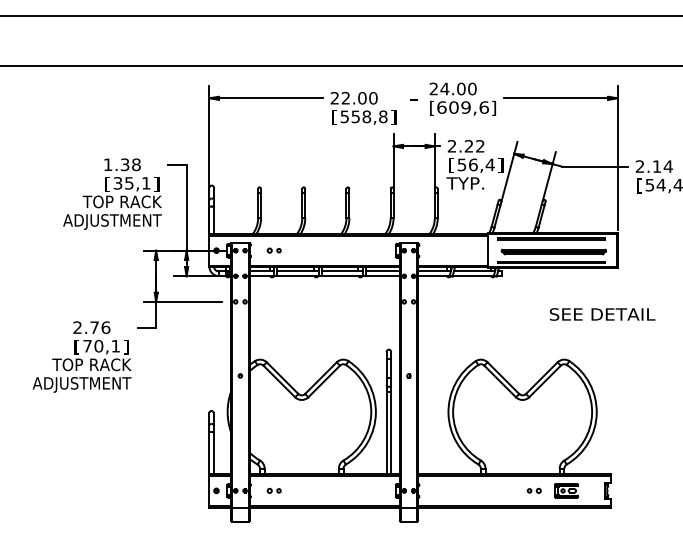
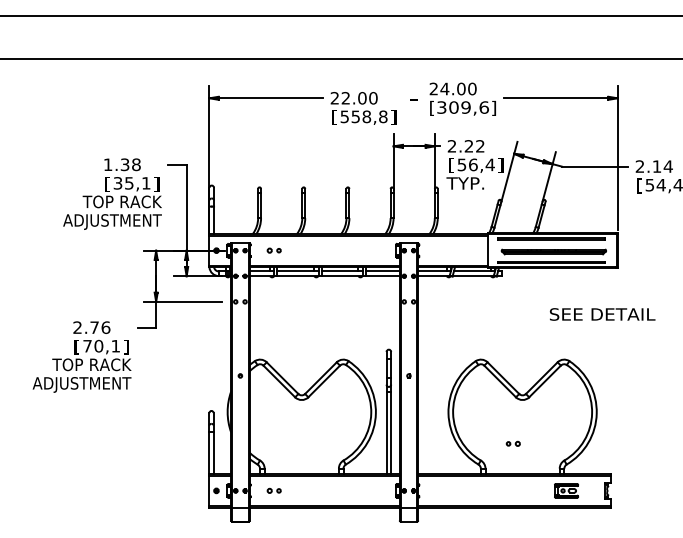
line position: (340, 65) -> (340, 58) (340, 58)
text: [609,6] -> [309,6] (441, 107)
part position: (533, 490) -> (512, 443) (512, 443)
